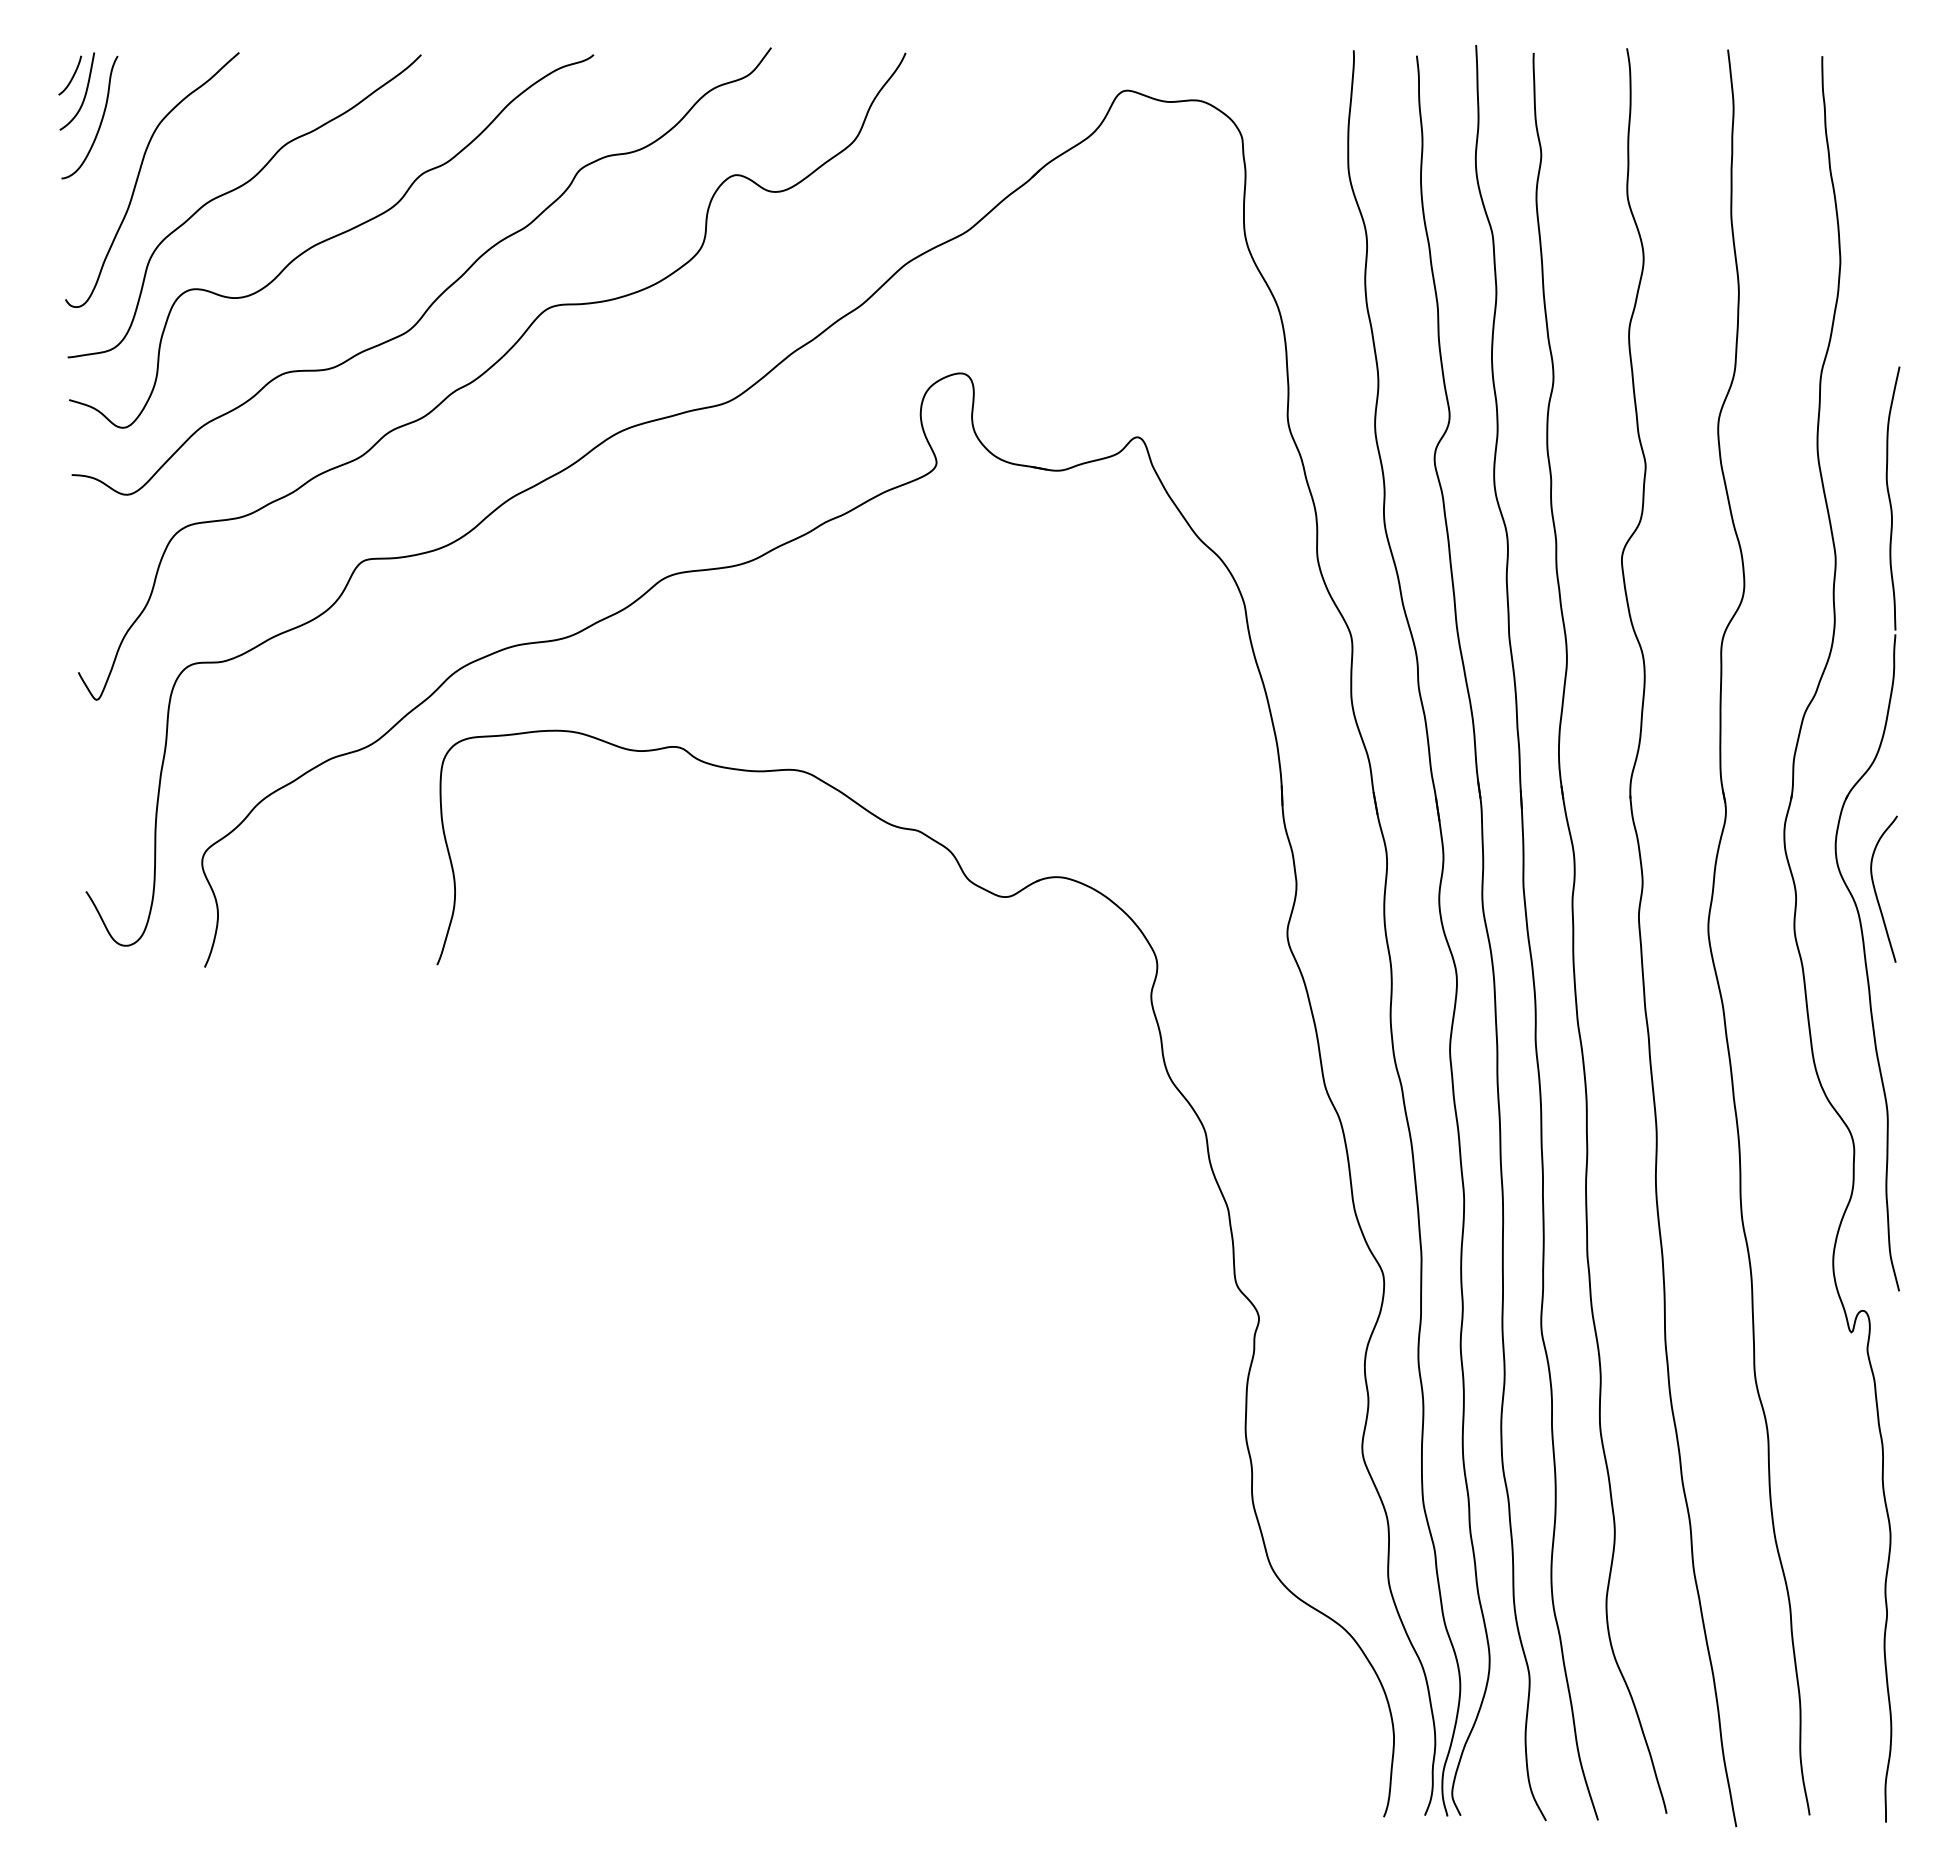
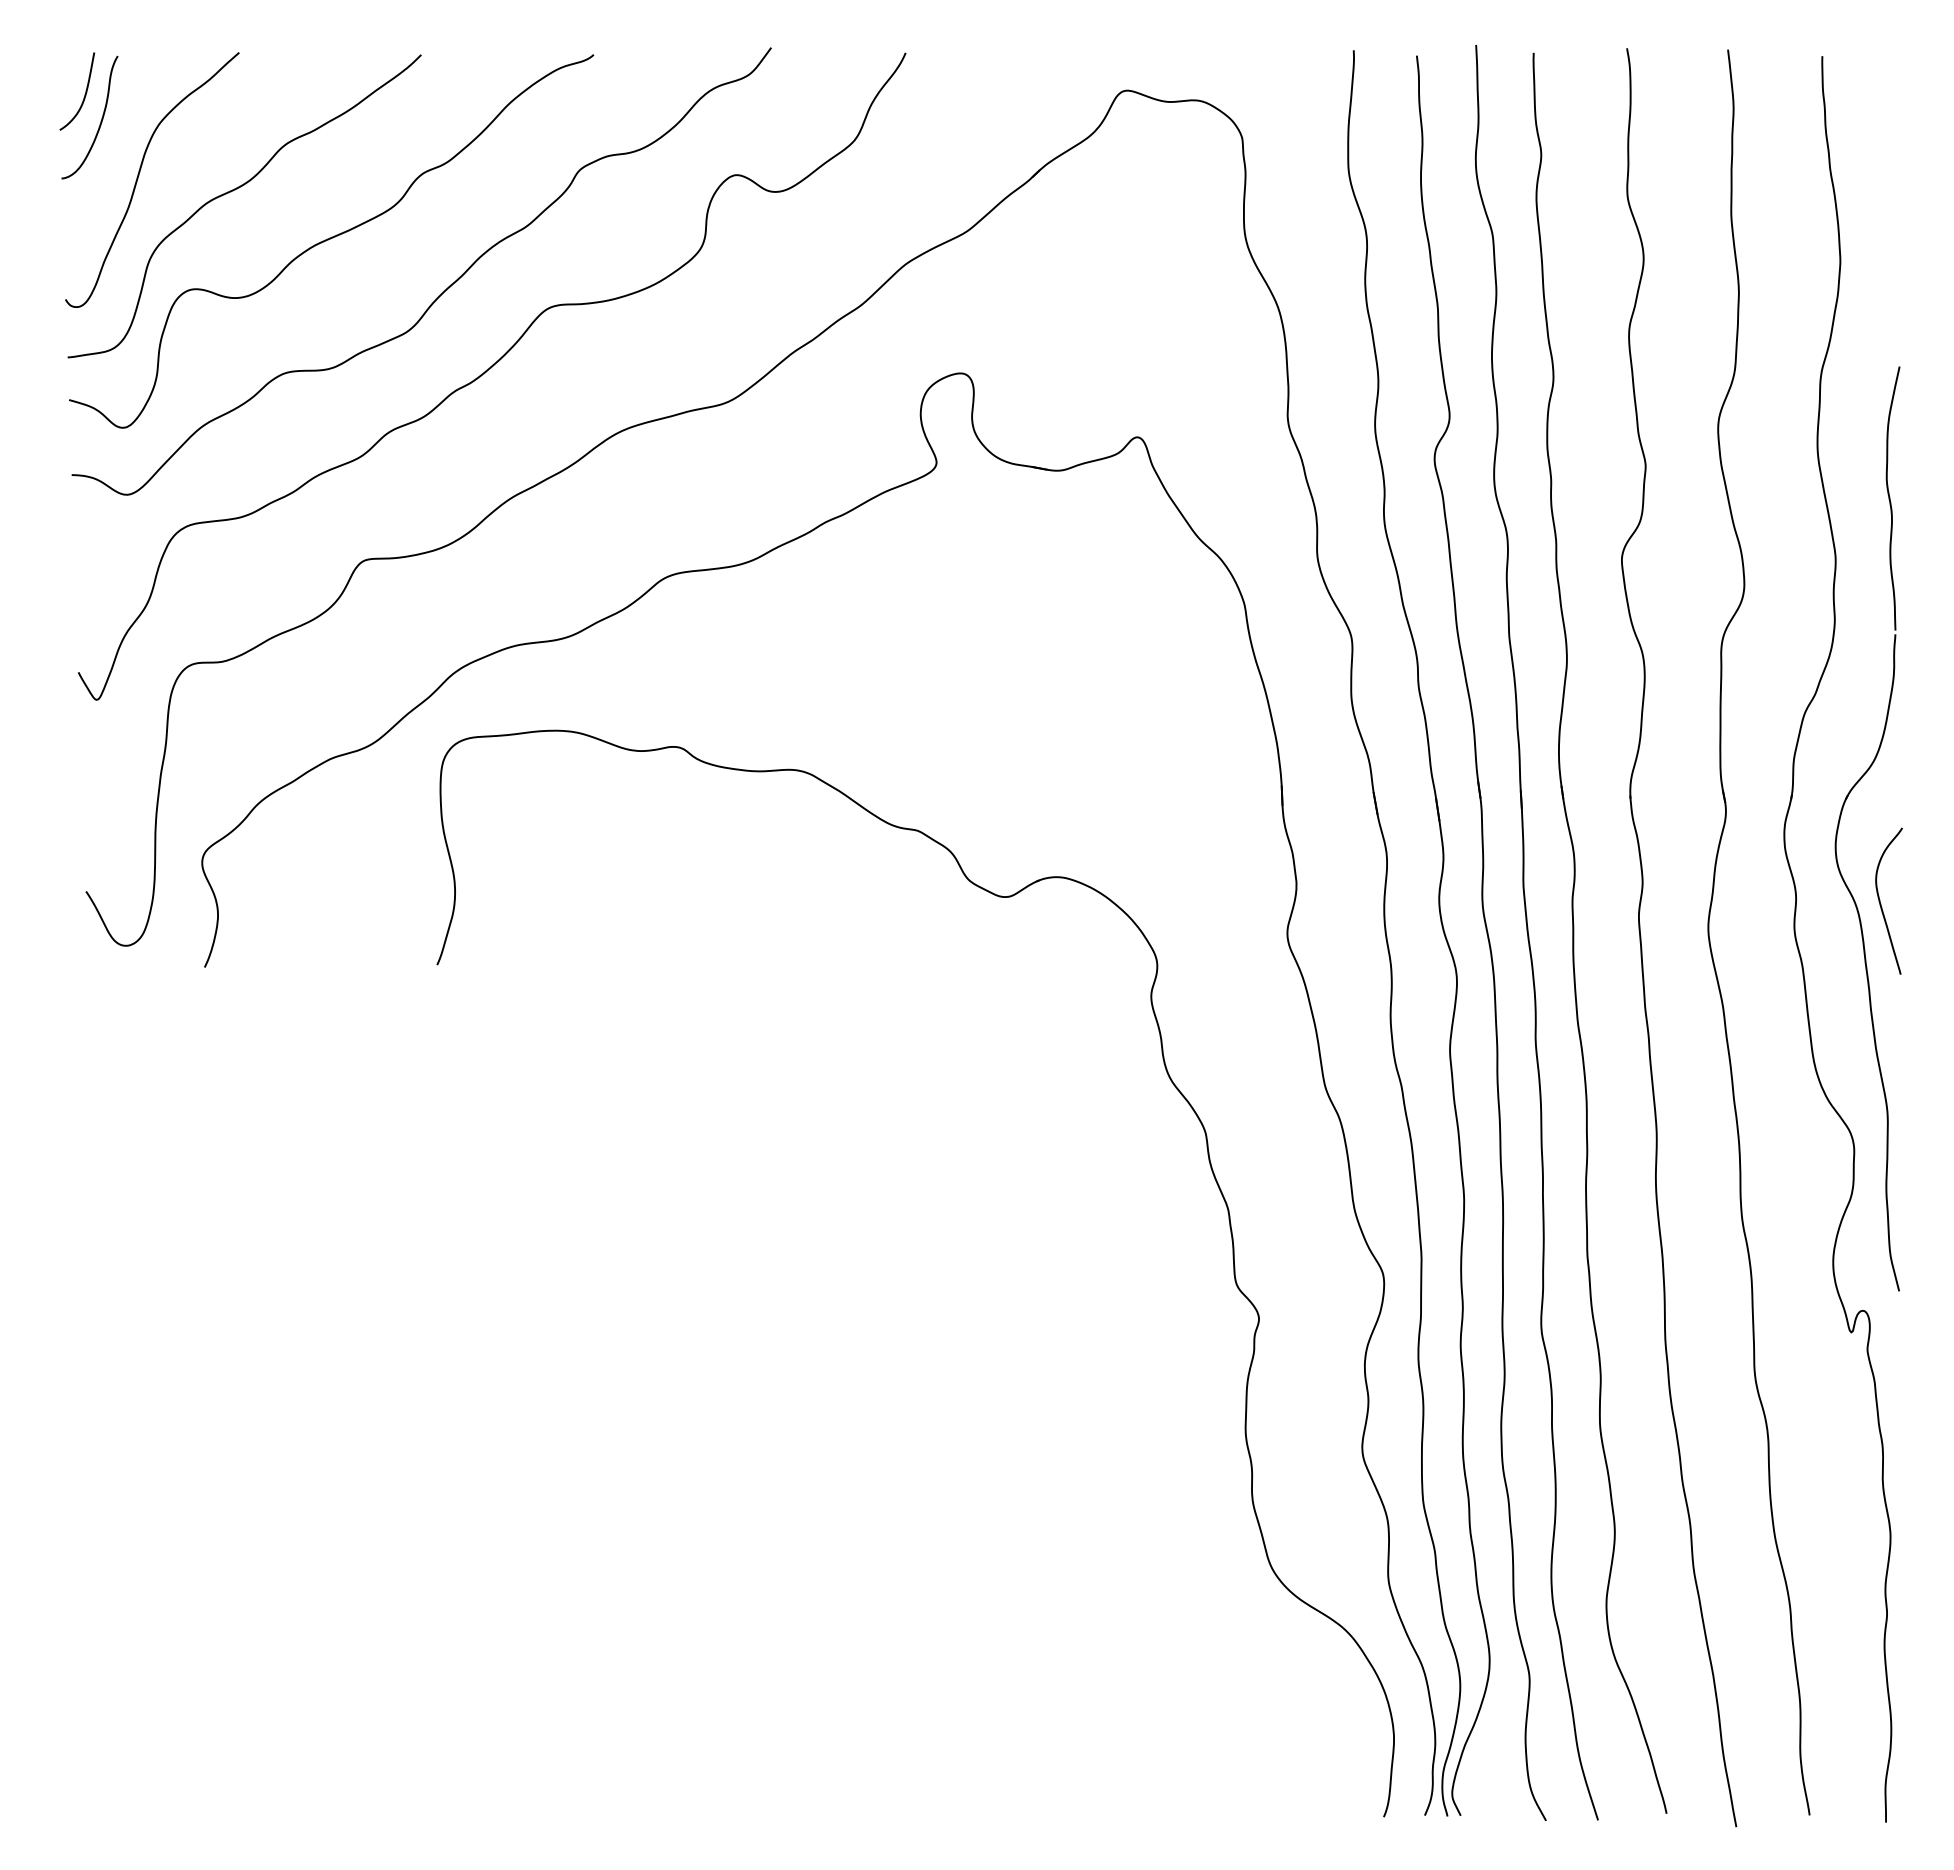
curve: present -> none (71, 77)
curve position: (1876, 891) -> (1881, 903) (1881, 903)
